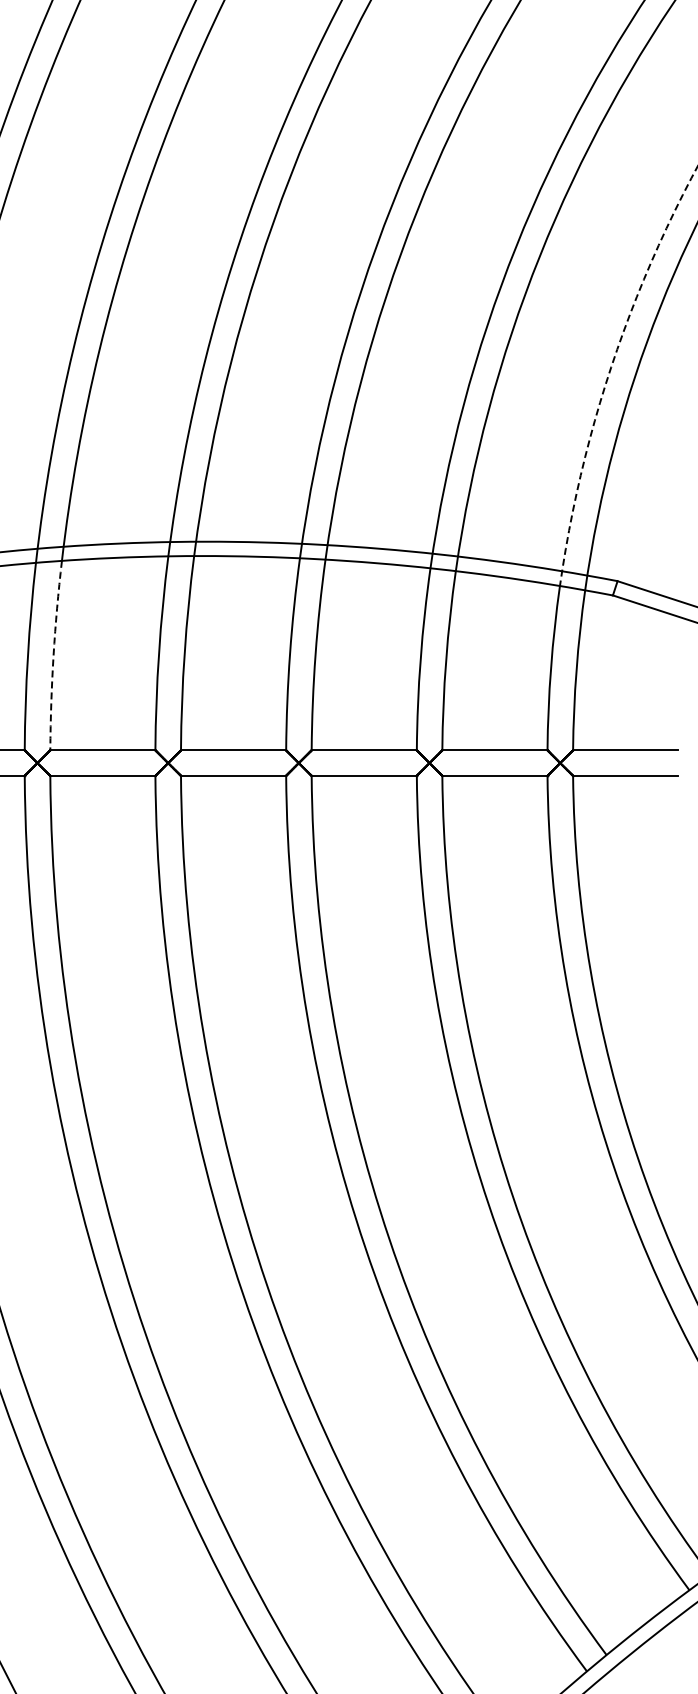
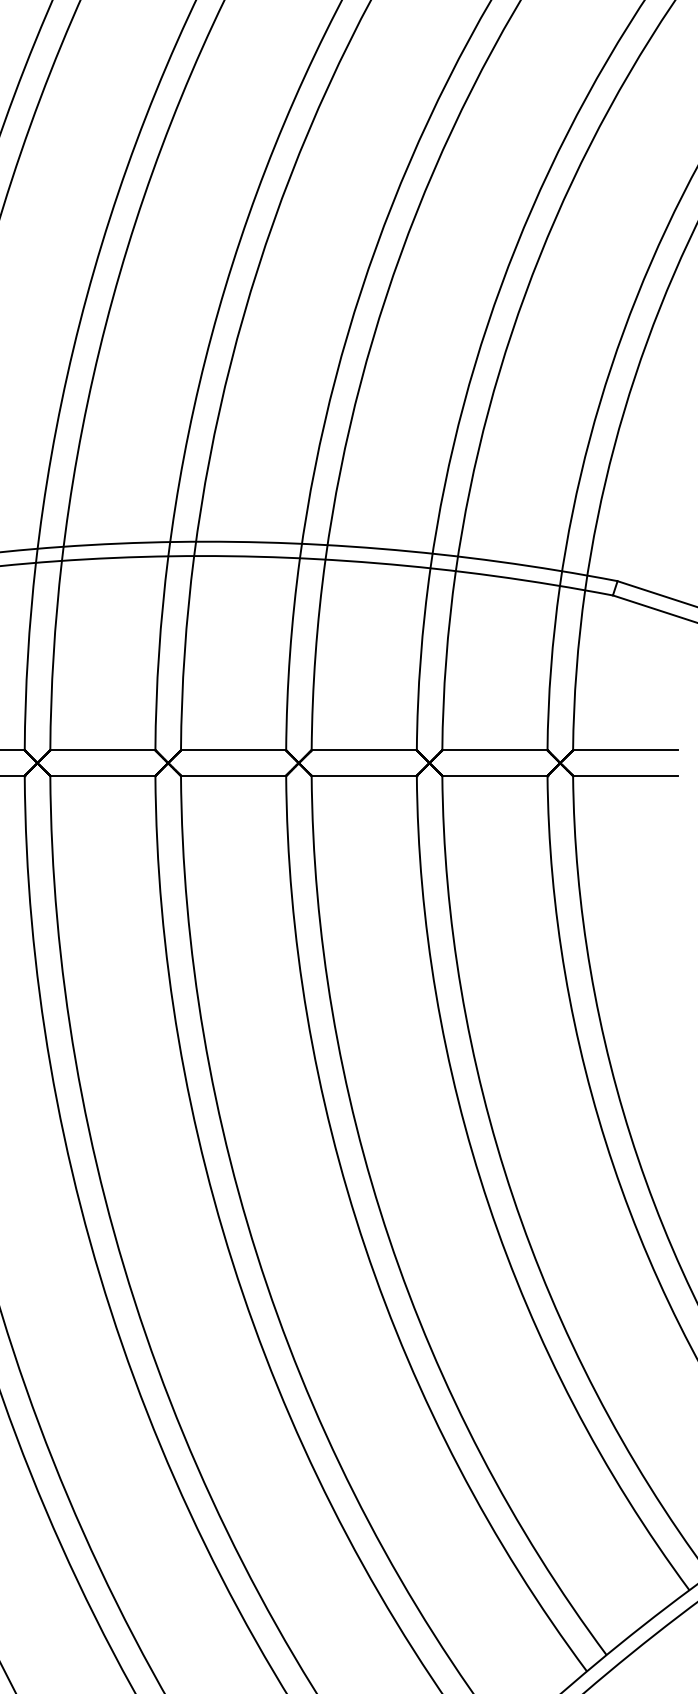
arc: dashed -> solid (610, 369)
arc: dashed -> solid (53, 655)
